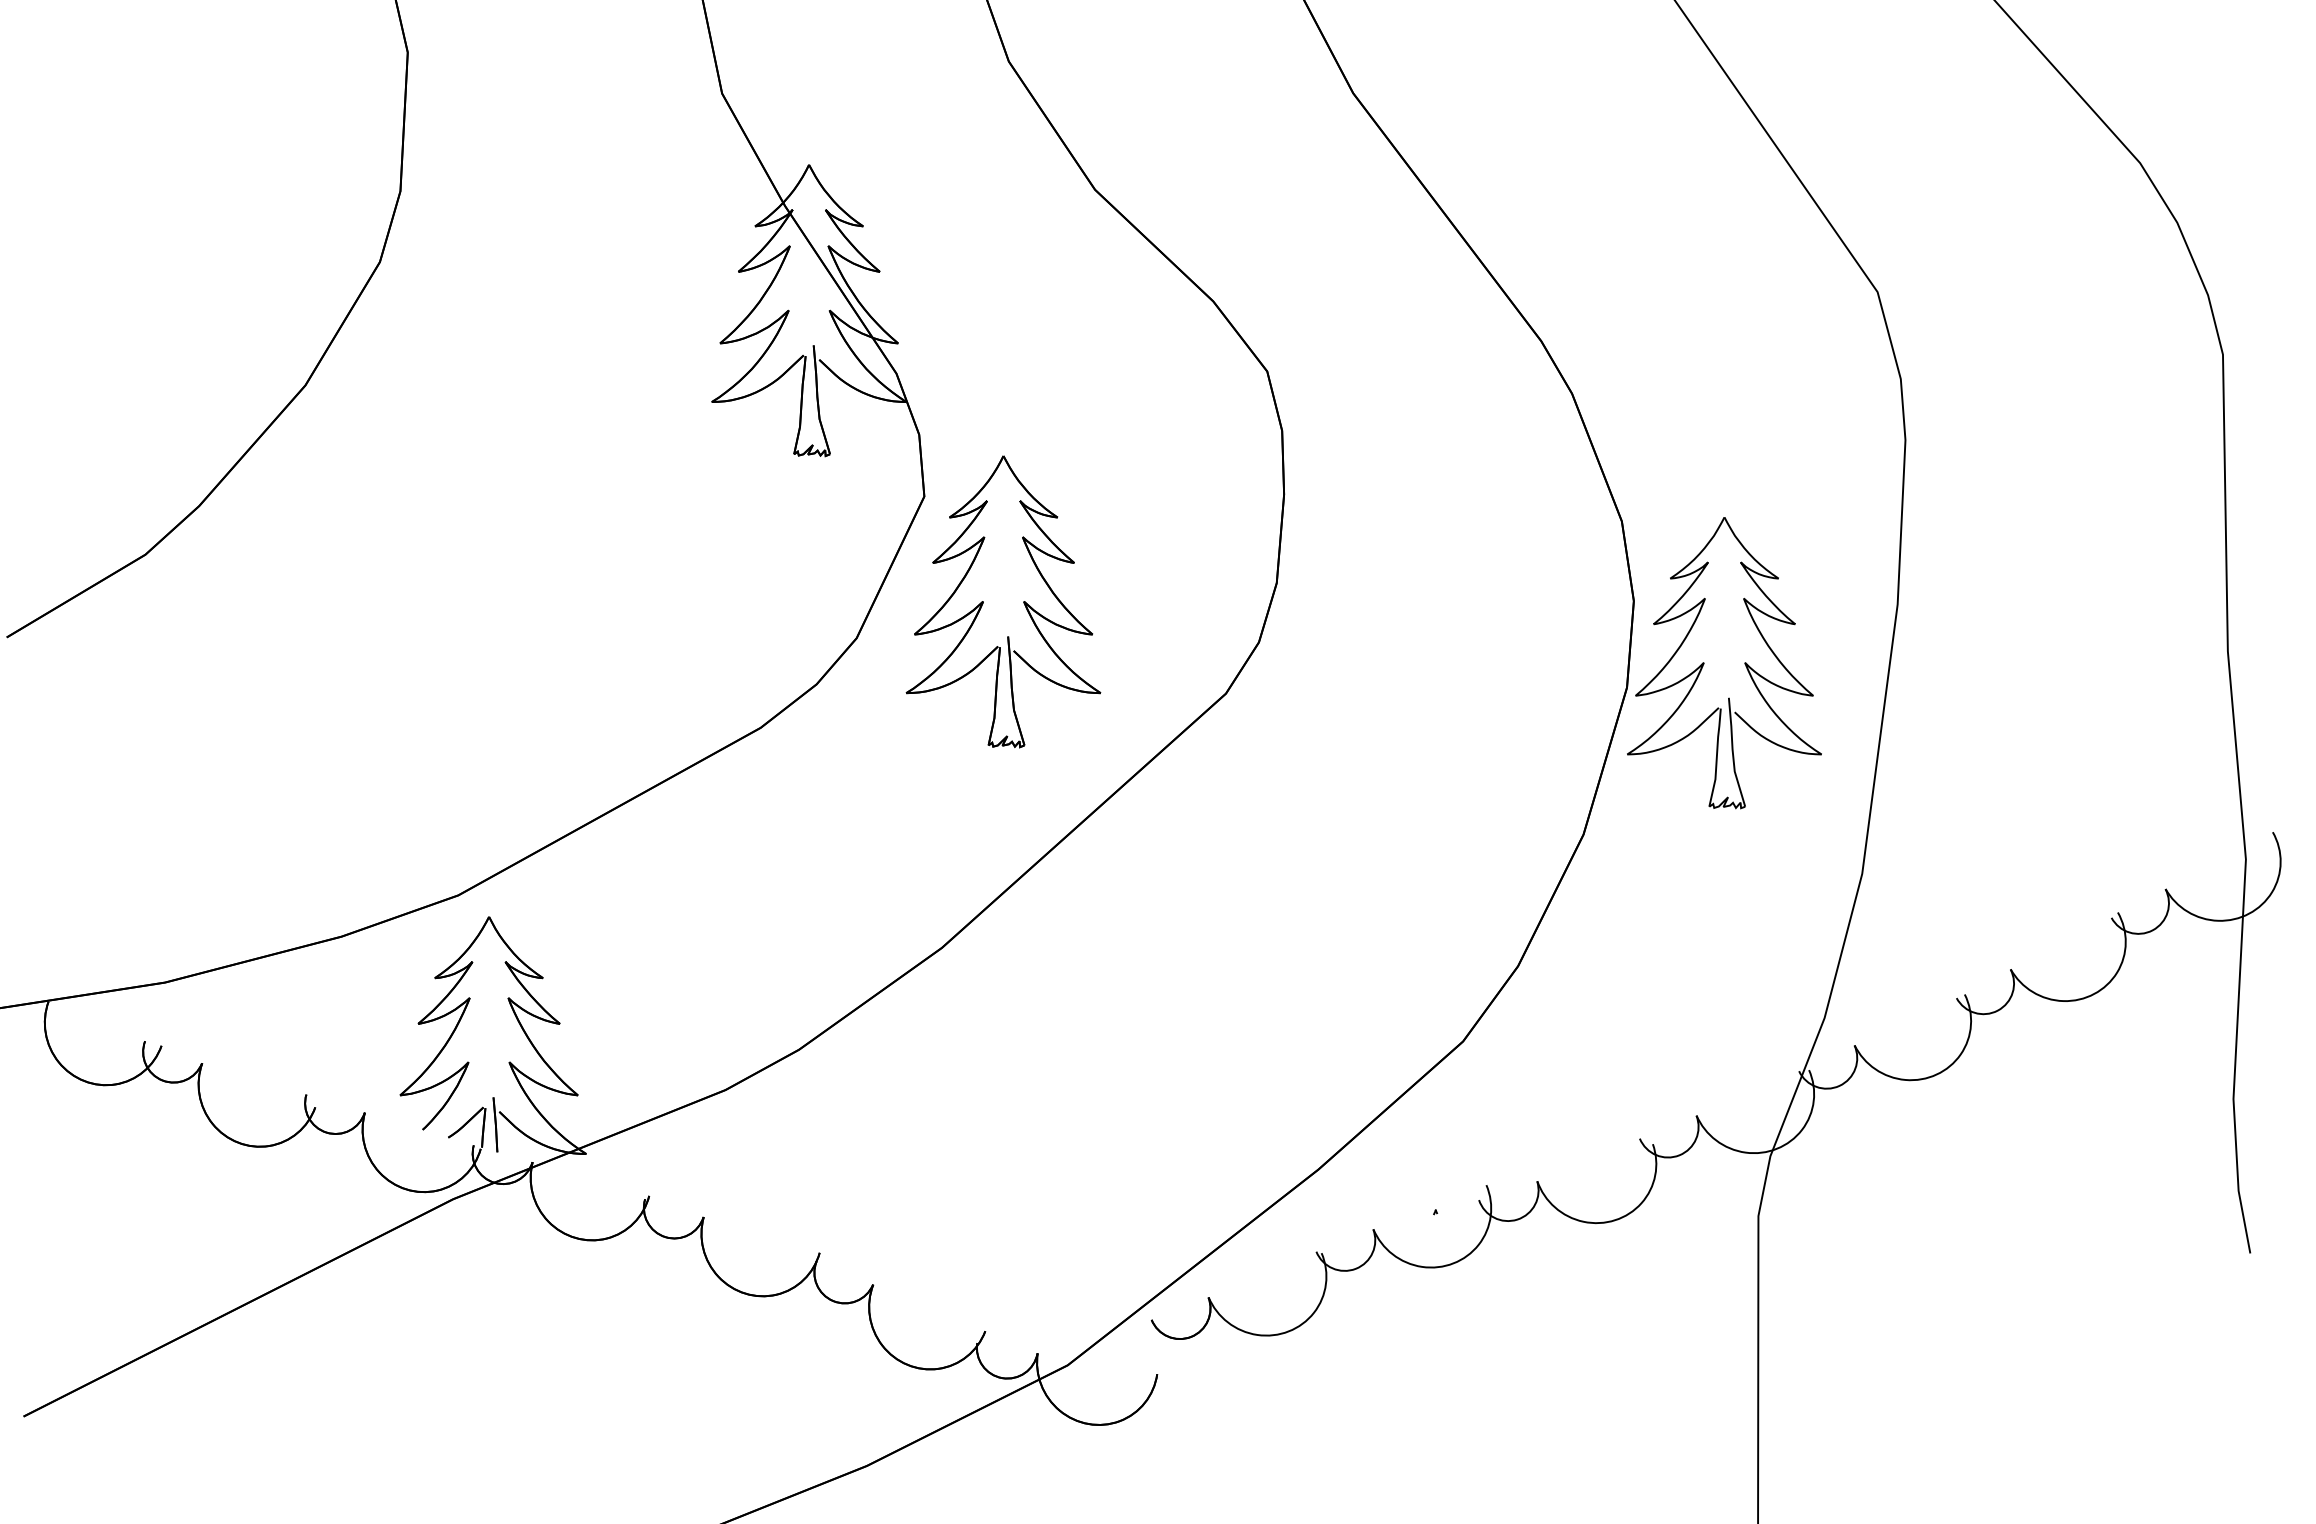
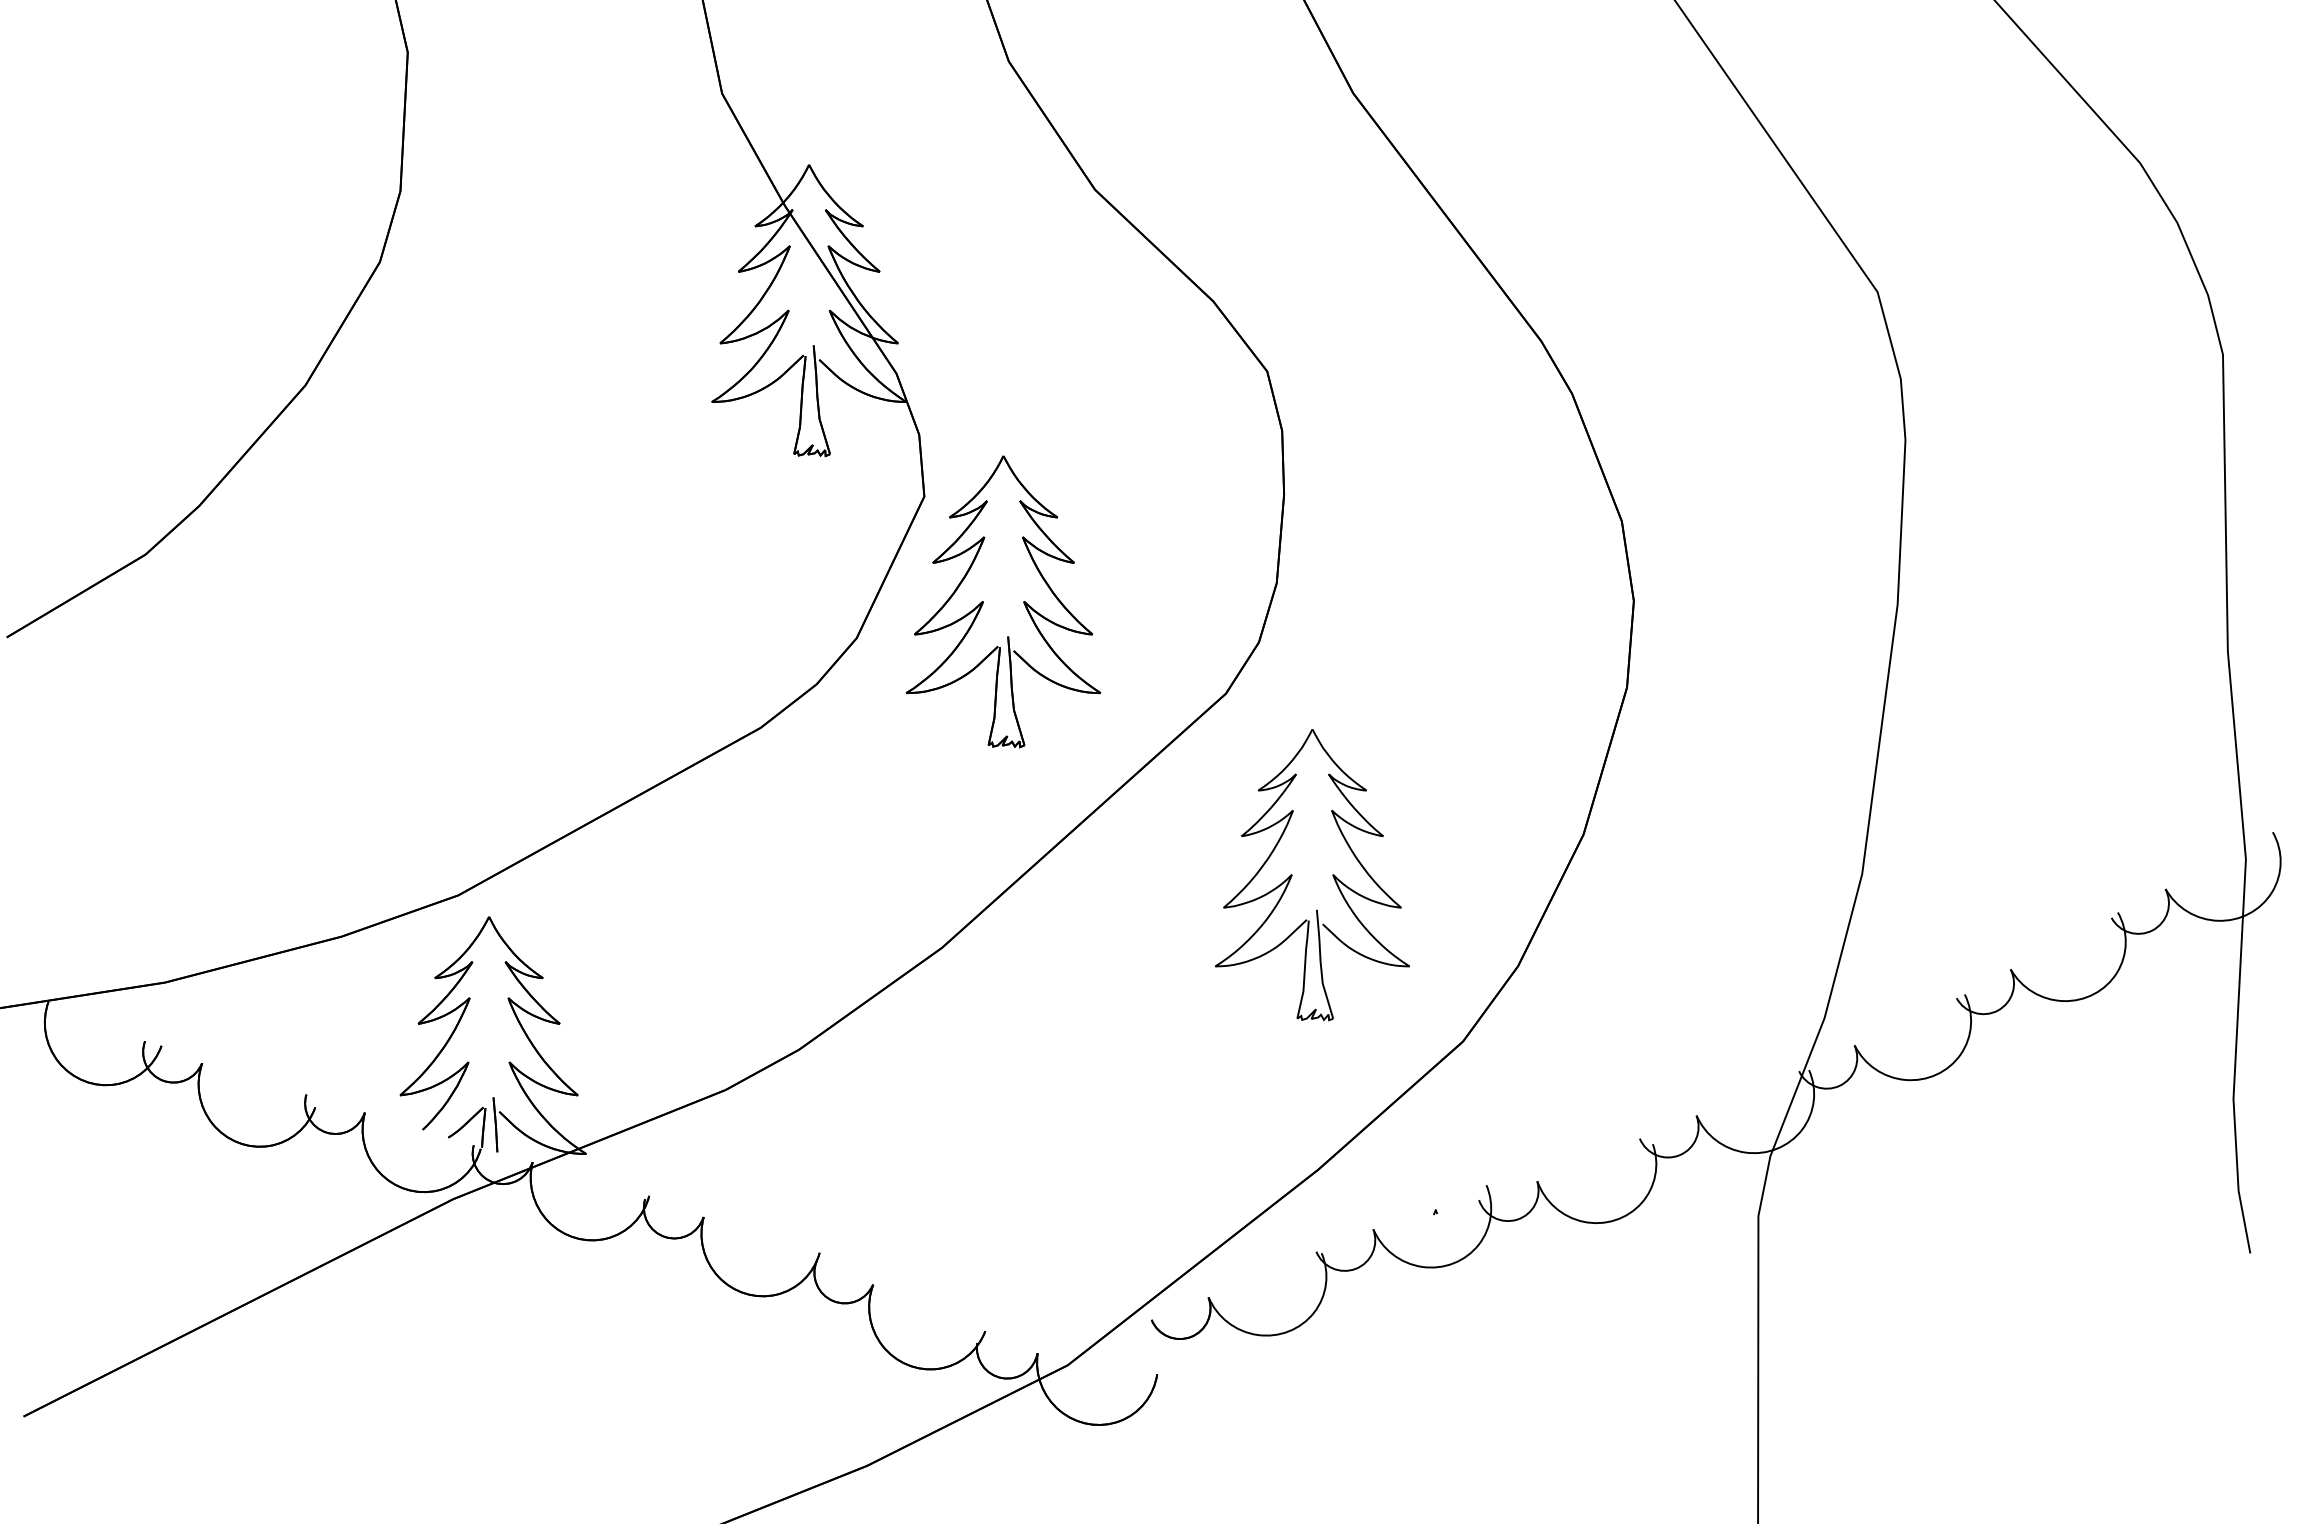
part position: (1704, 663) -> (1292, 875) (1292, 875)
